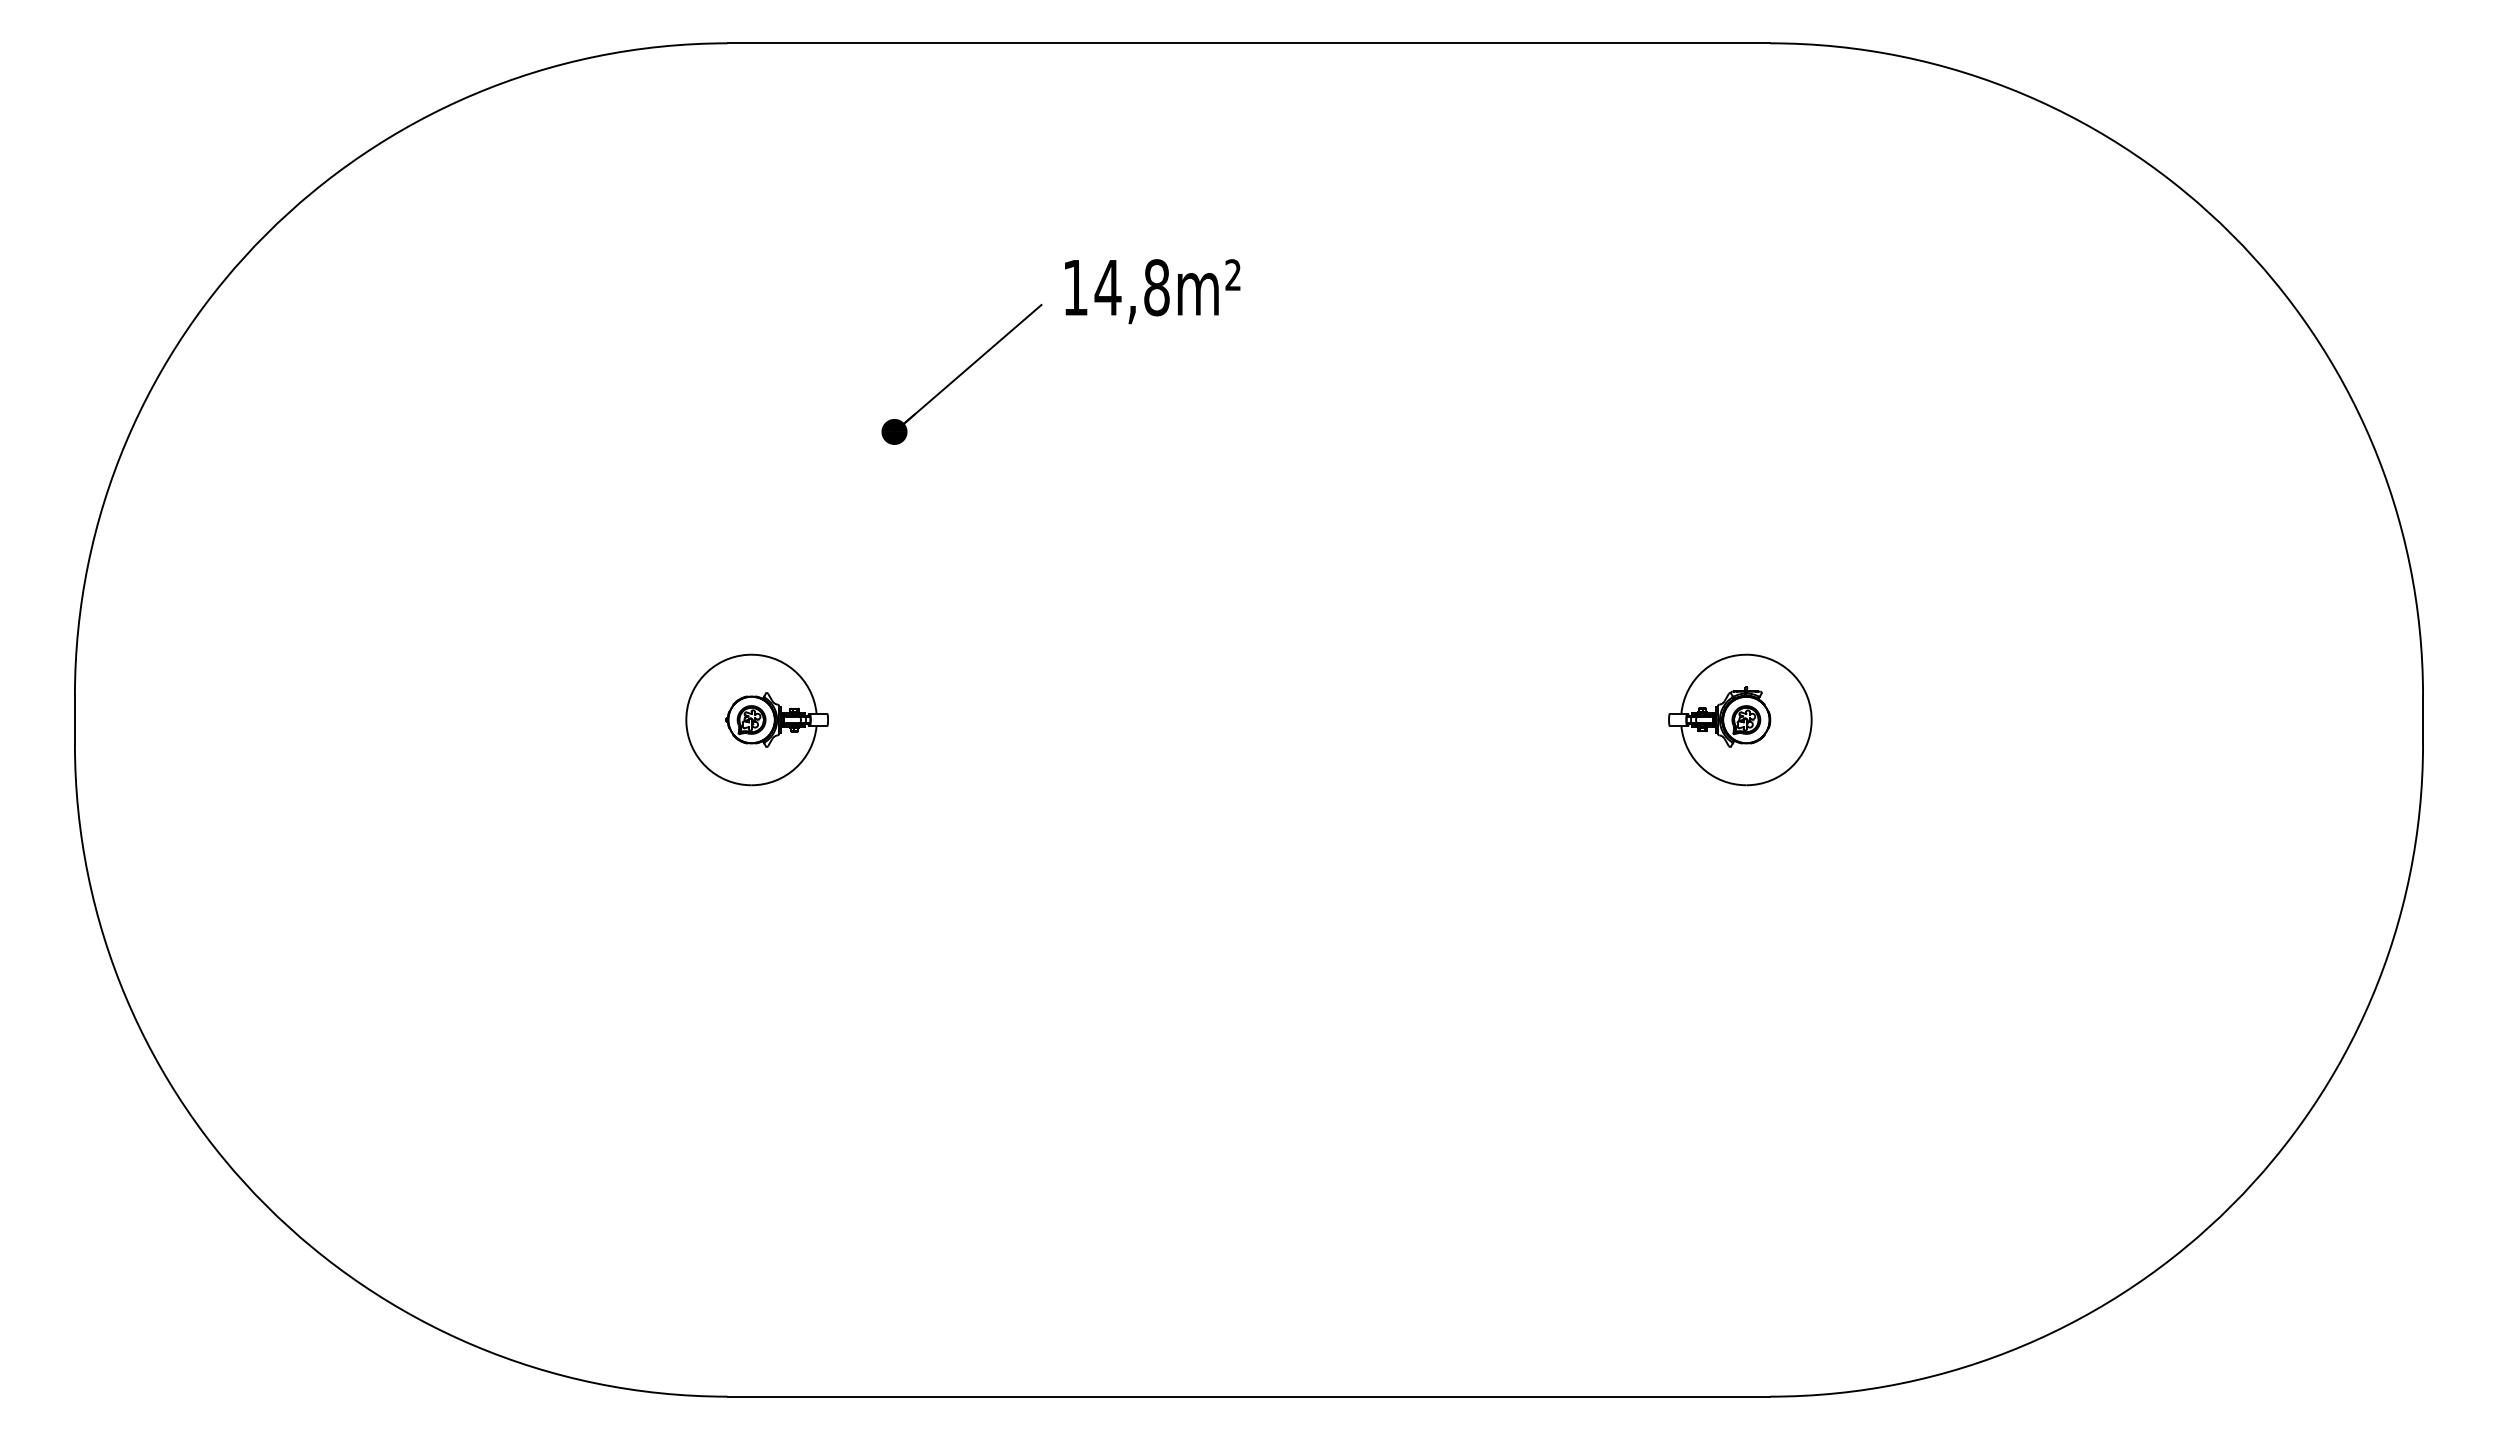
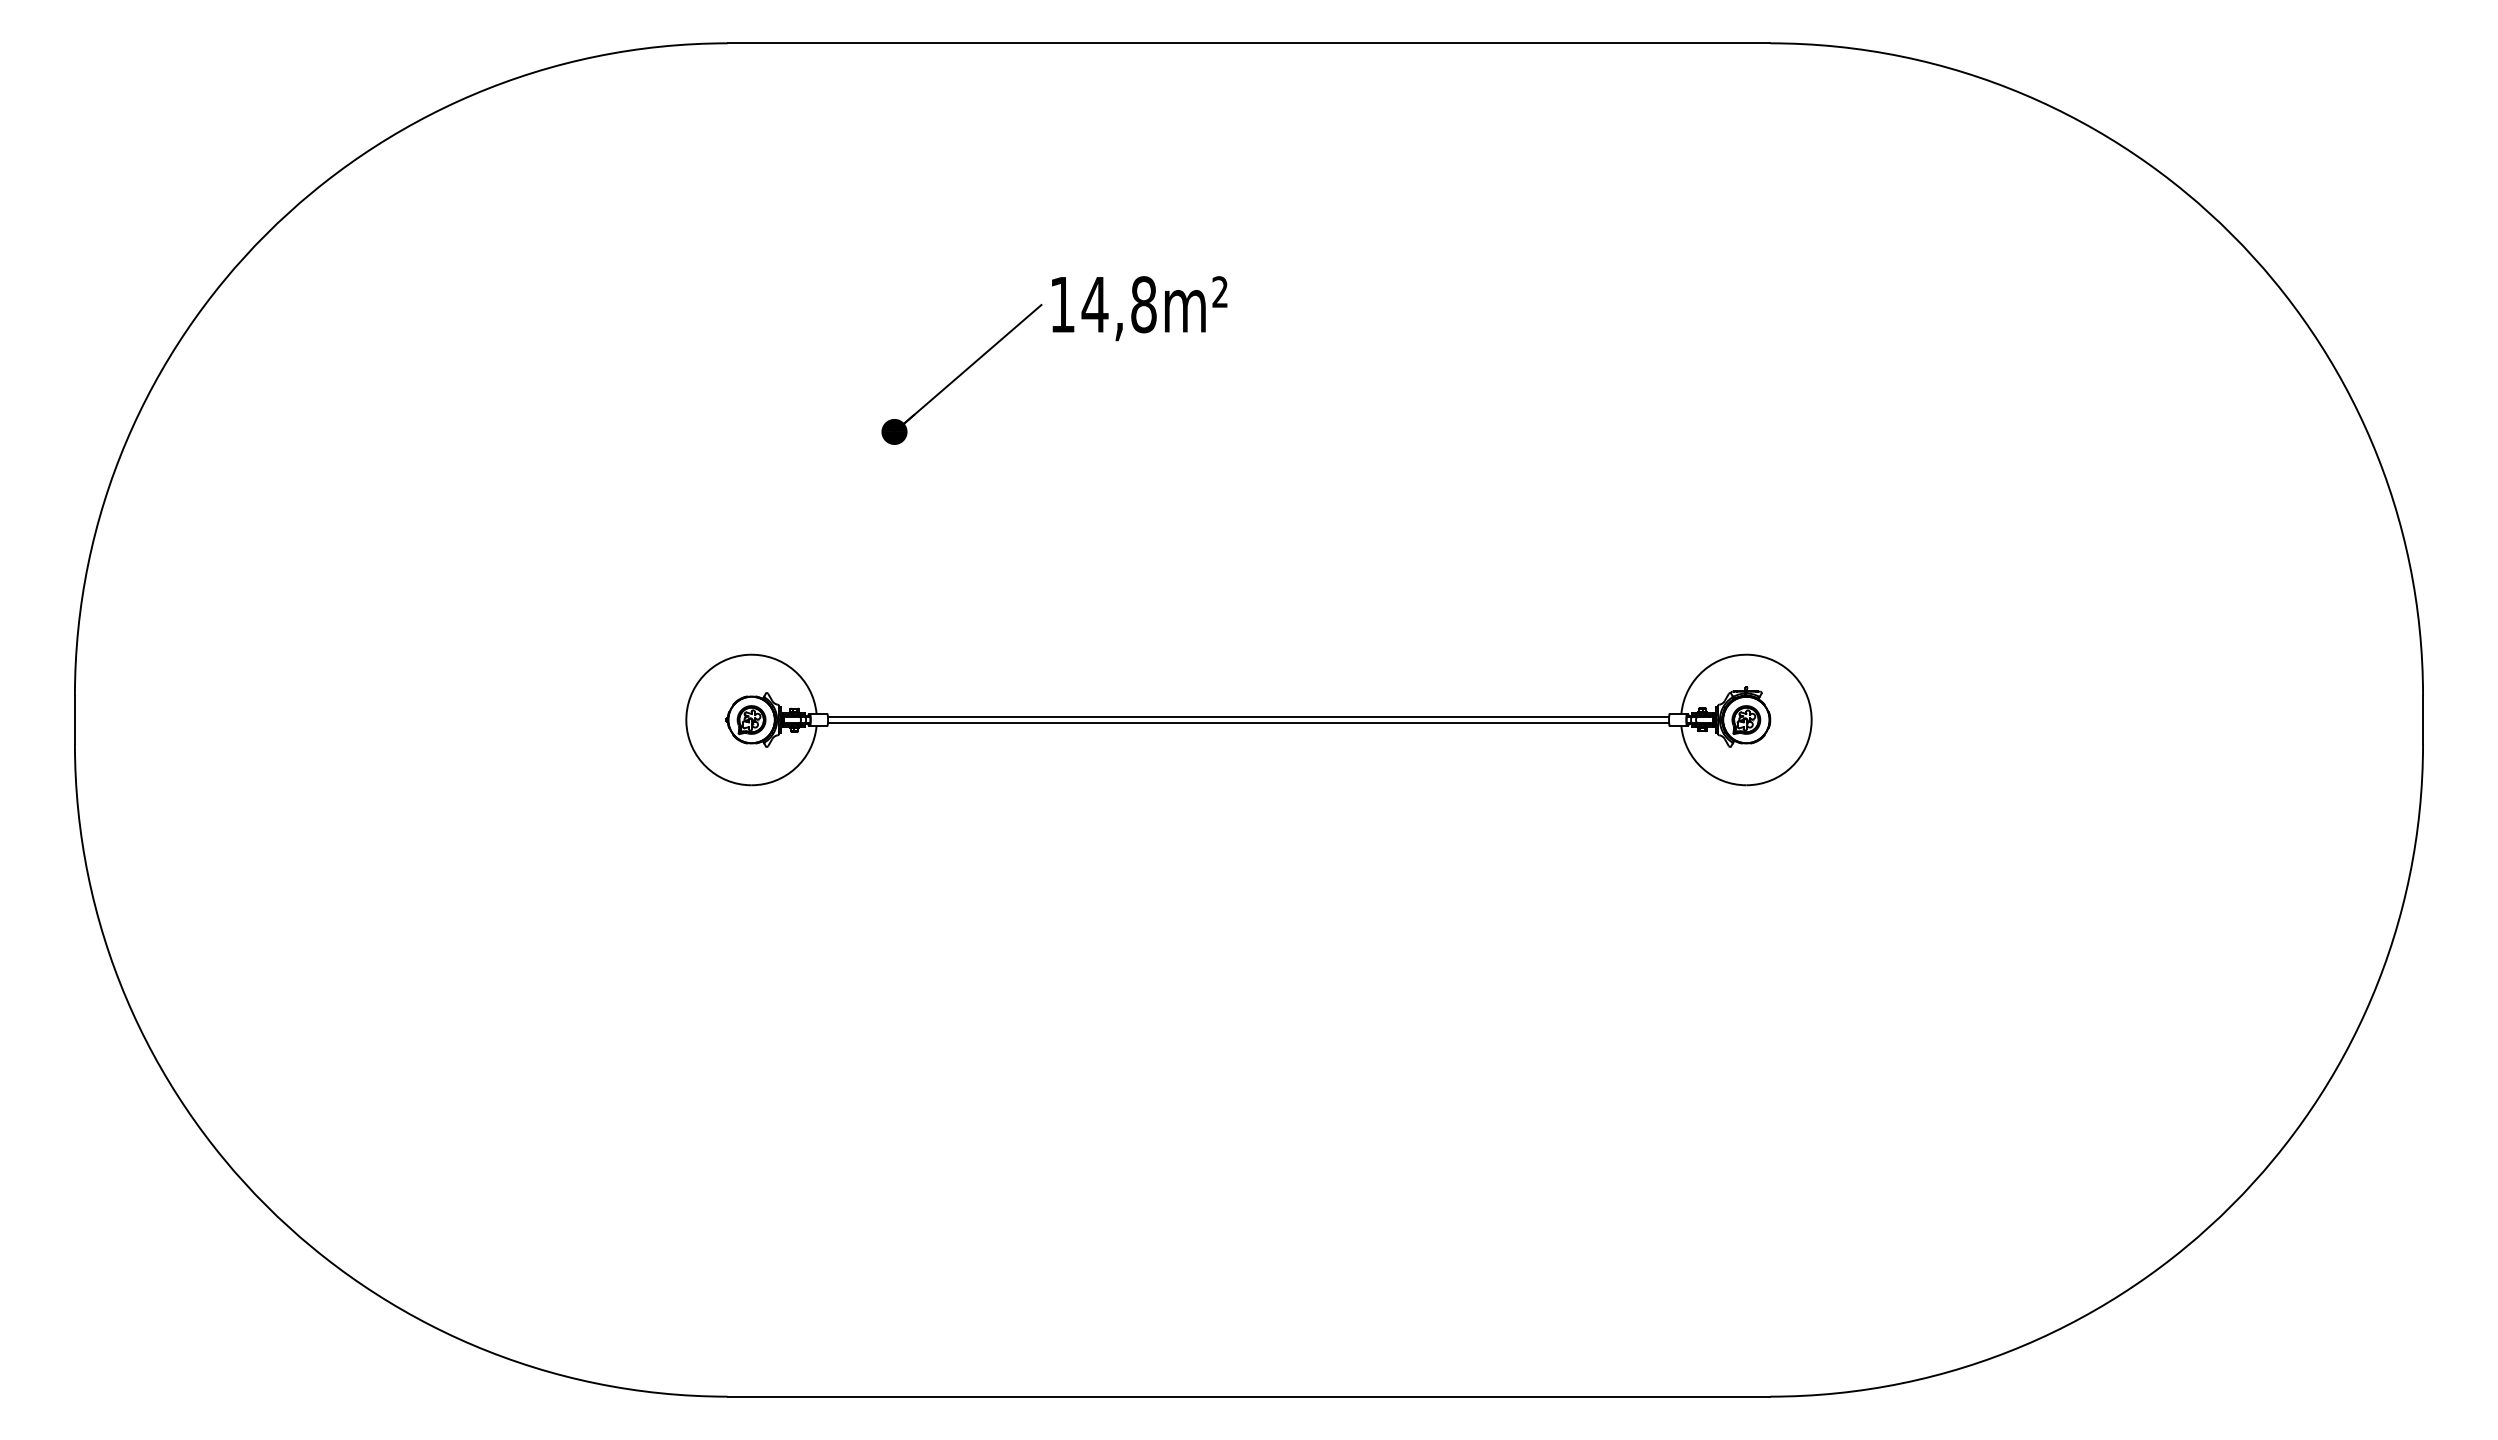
text position: (1152, 291) -> (1139, 308) (1139, 308)
line: none -> present (1248, 716)
line: none -> present (1248, 723)
